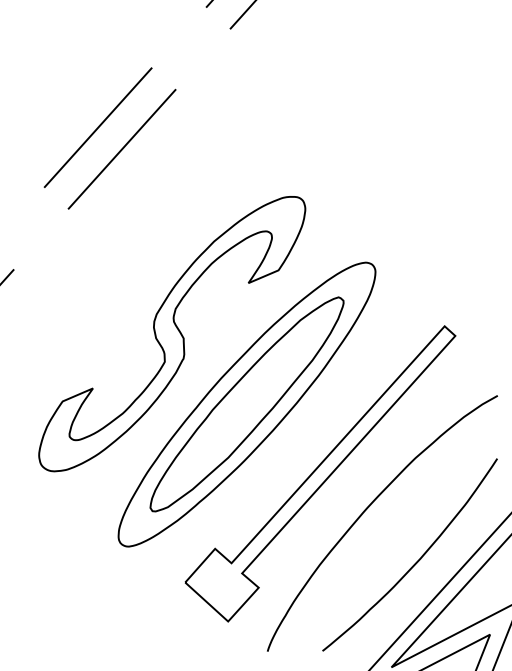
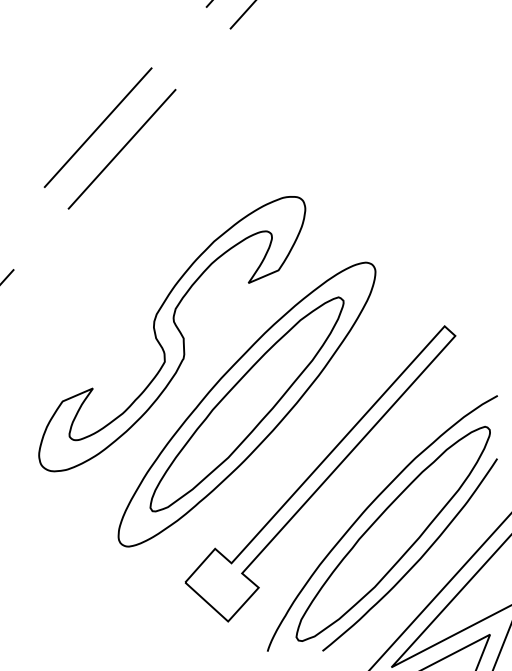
part: none -> present (392, 533)
